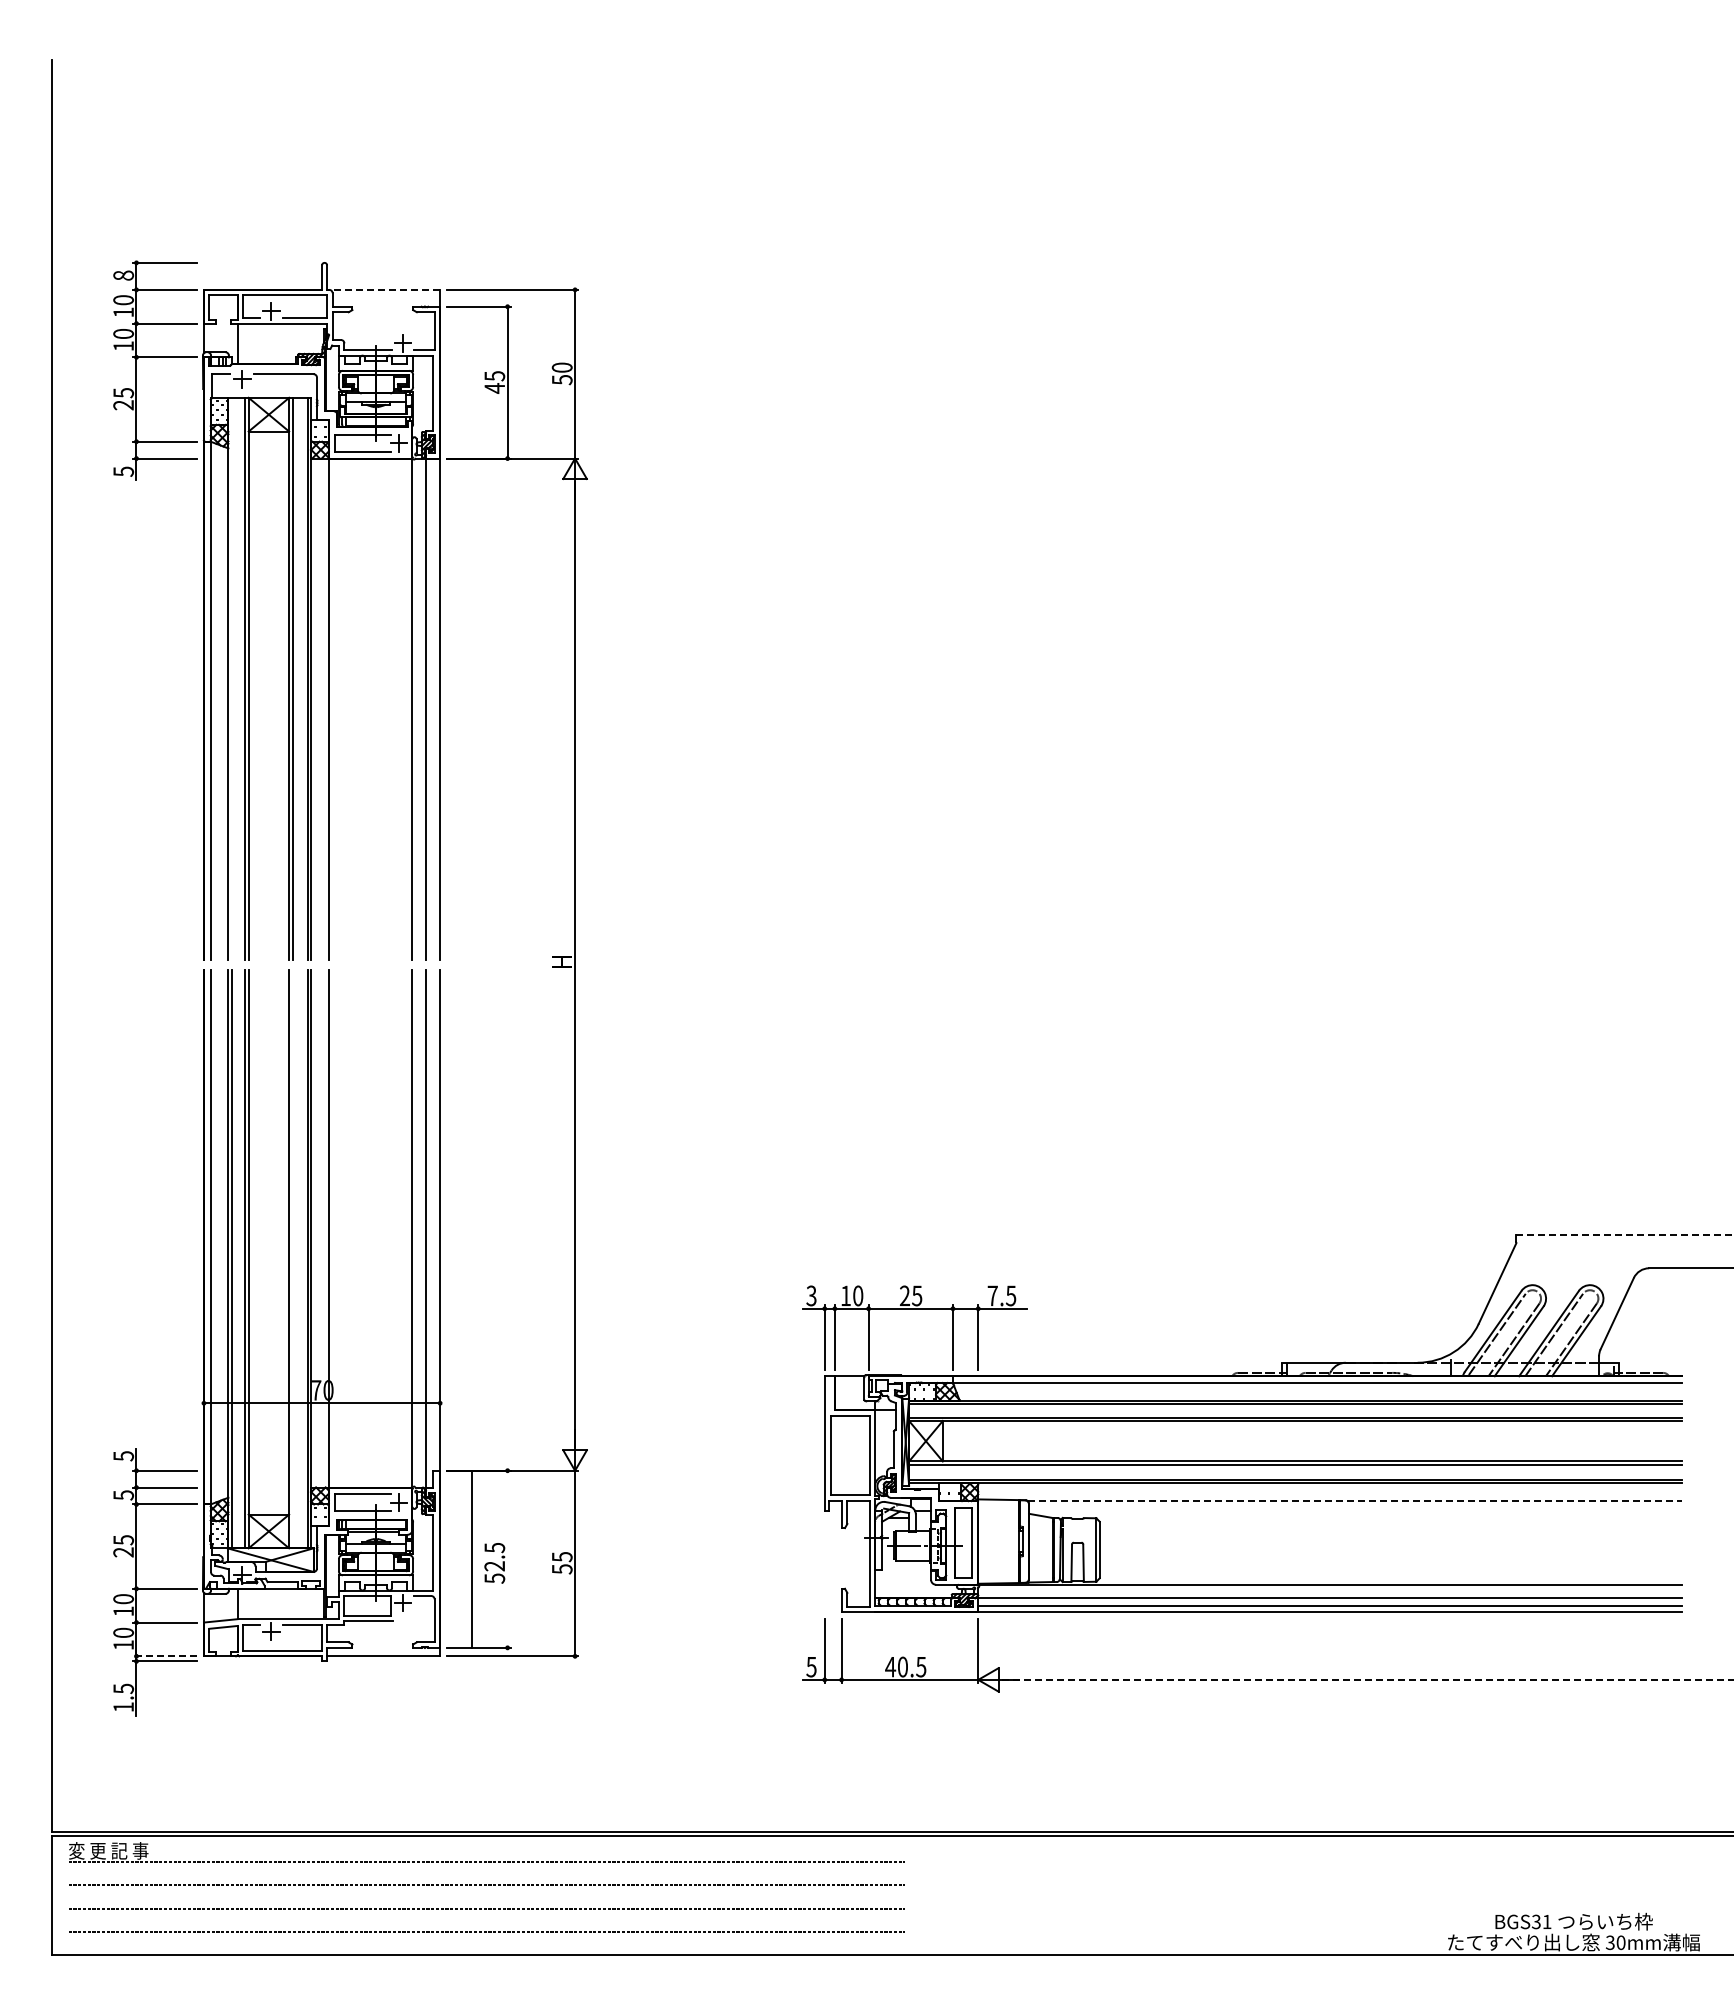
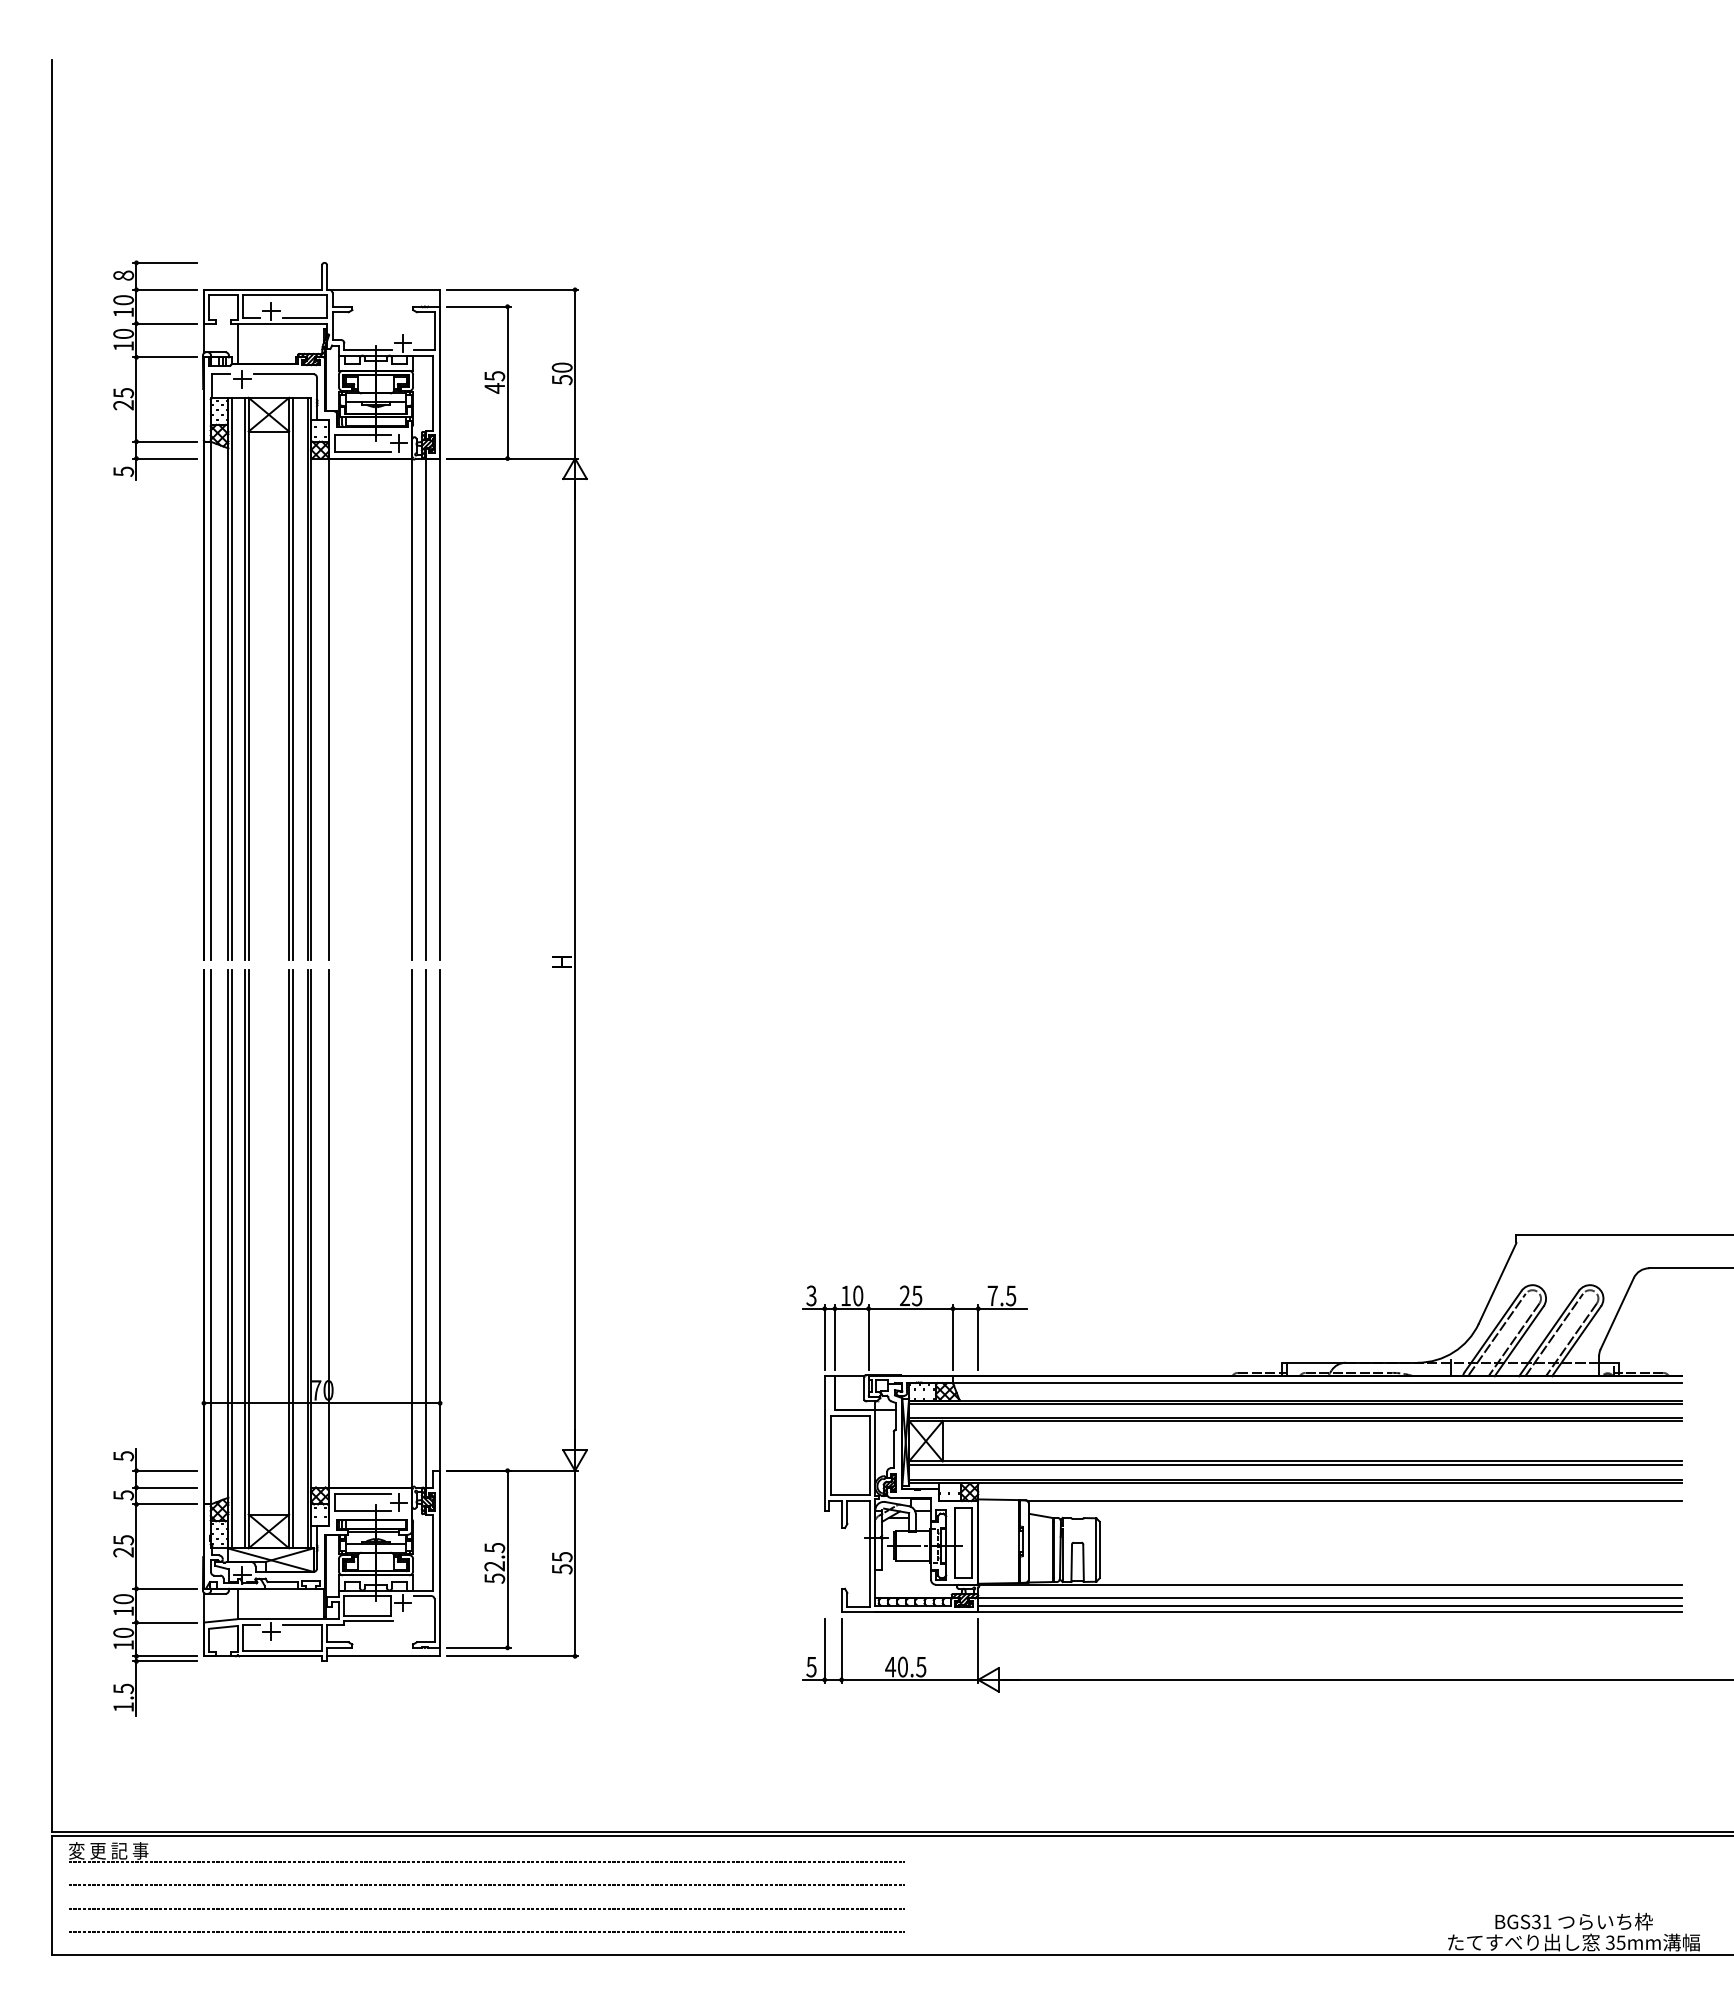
line: dashed -> solid (383, 289)
line: none -> present (231, 678)
line: dashed -> solid (1625, 1234)
line: none -> present (292, 1258)
line: dashed -> solid (1355, 1501)
line position: (471, 1558) -> (507, 1558) (507, 1558)
line: dashed -> solid (164, 1656)
line: dashed -> solid (1367, 1679)
text: 30mm -> 35mm (1620, 1942)
